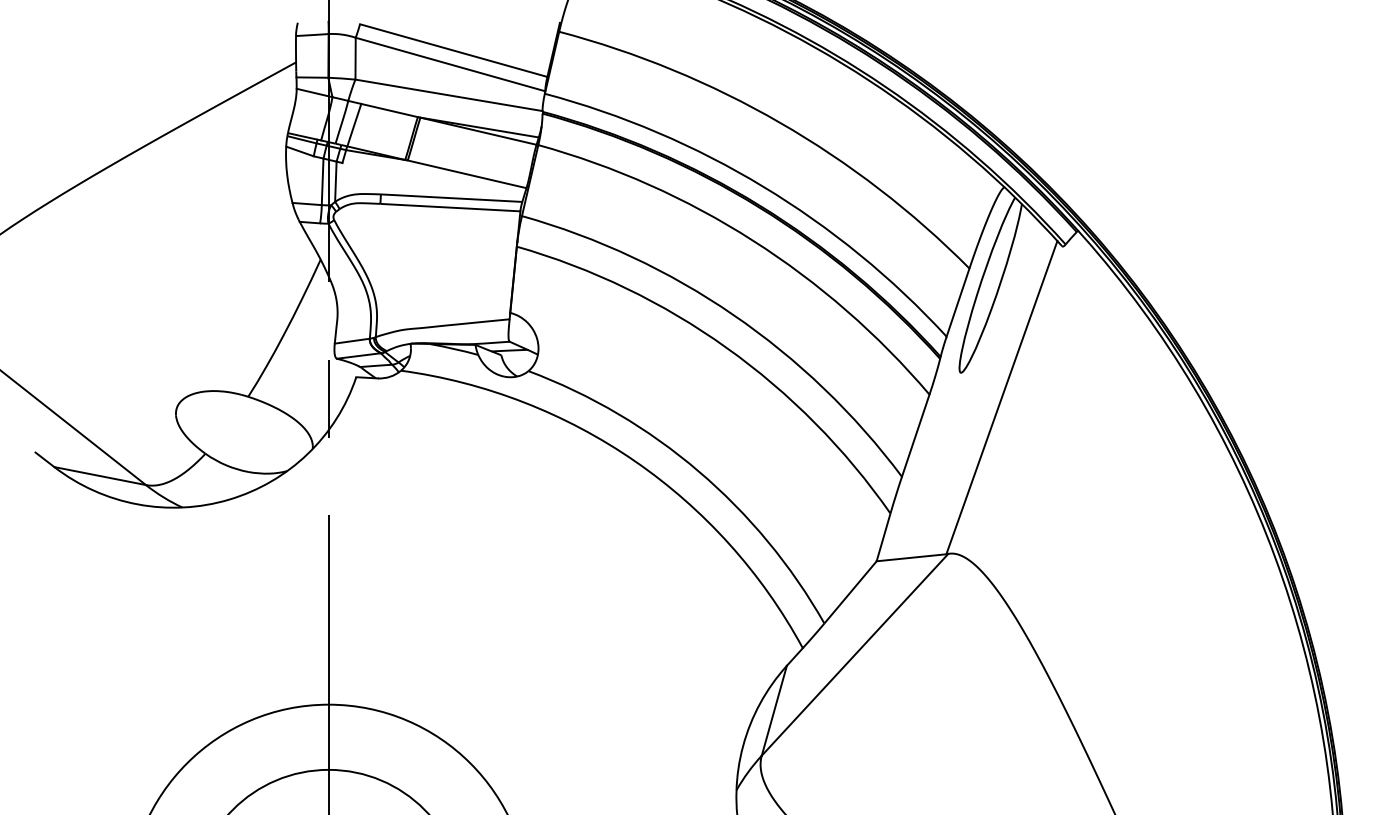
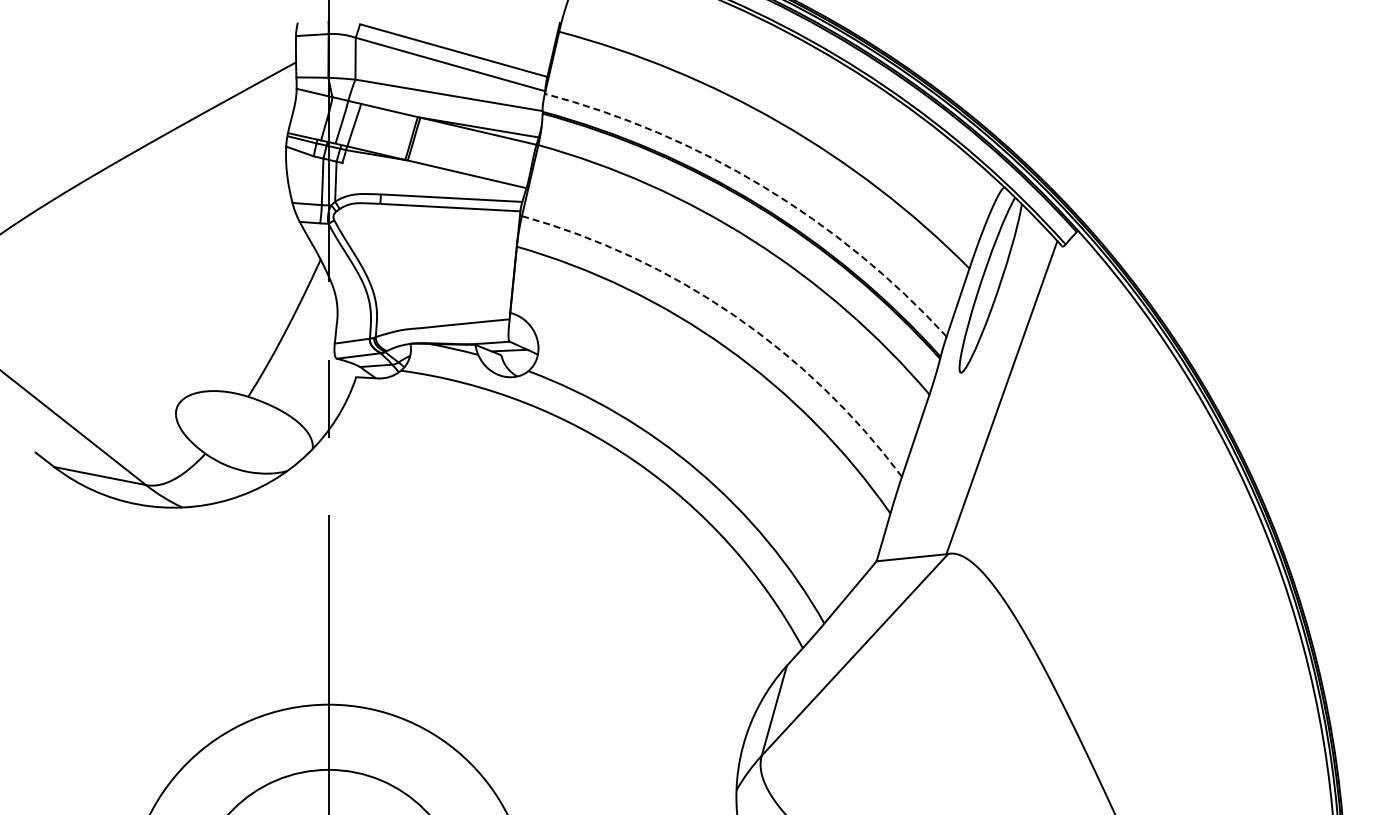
arc: solid -> dashed (763, 186)
arc: solid -> dashed (733, 315)
